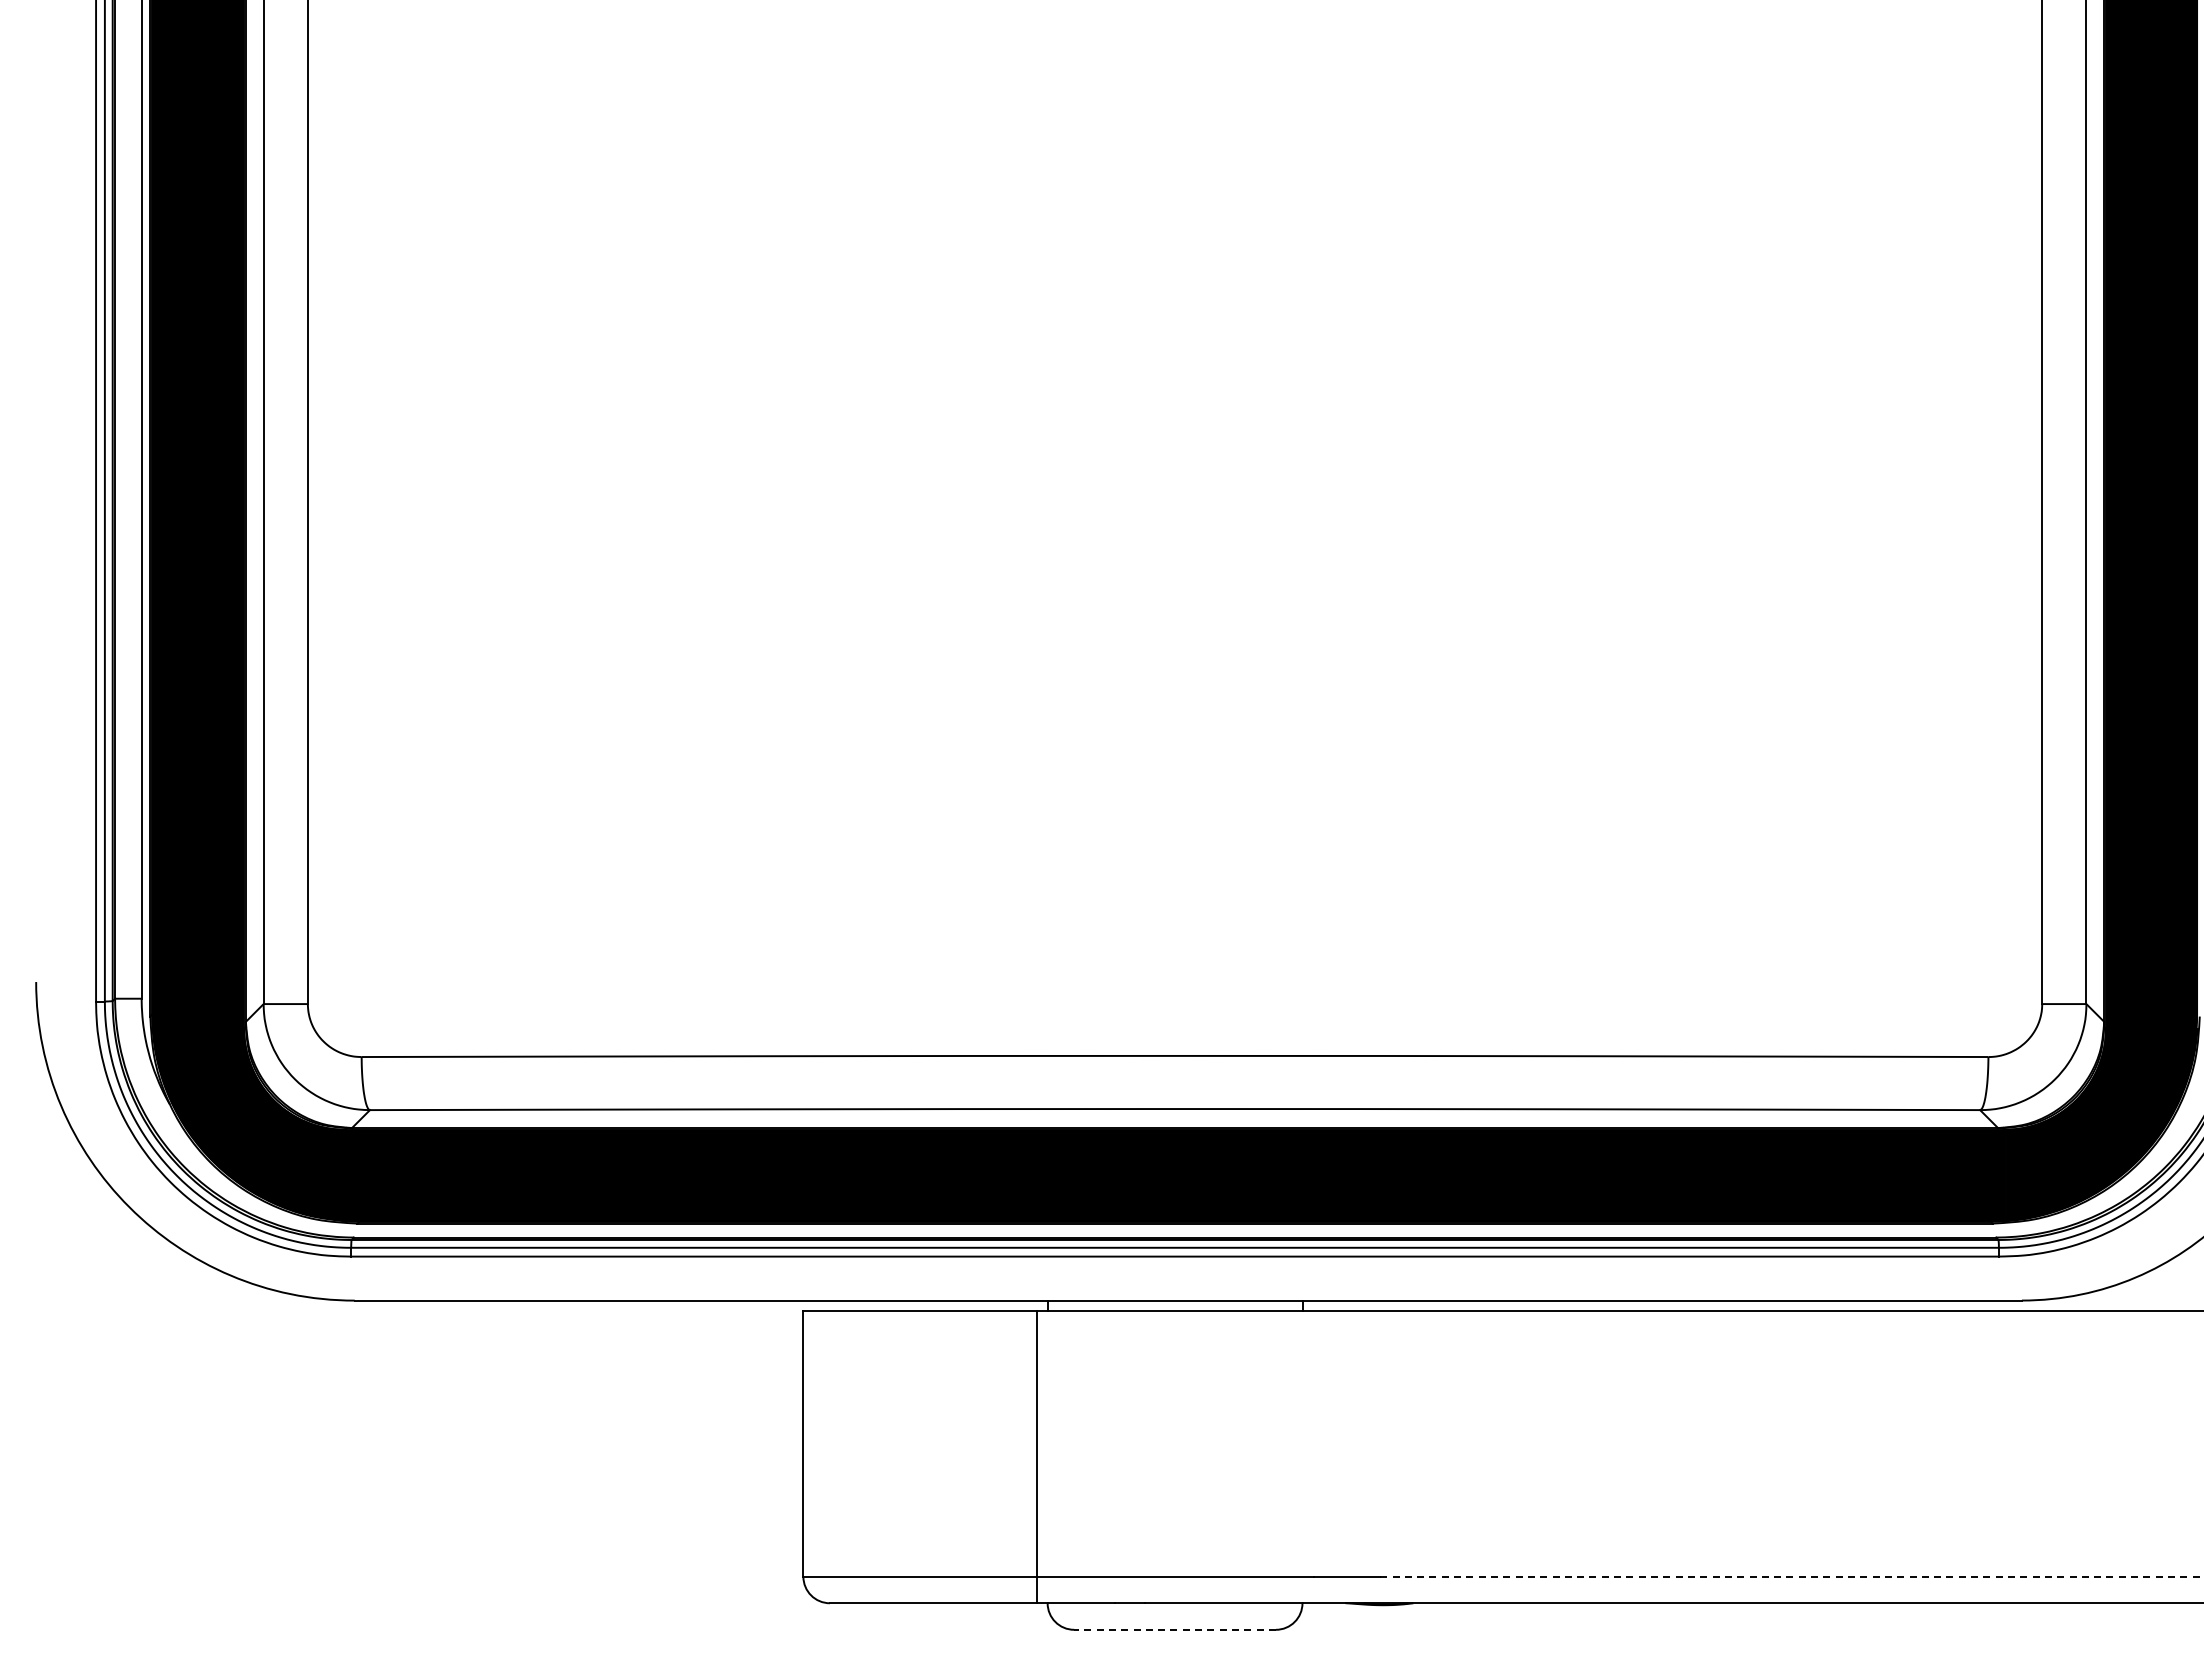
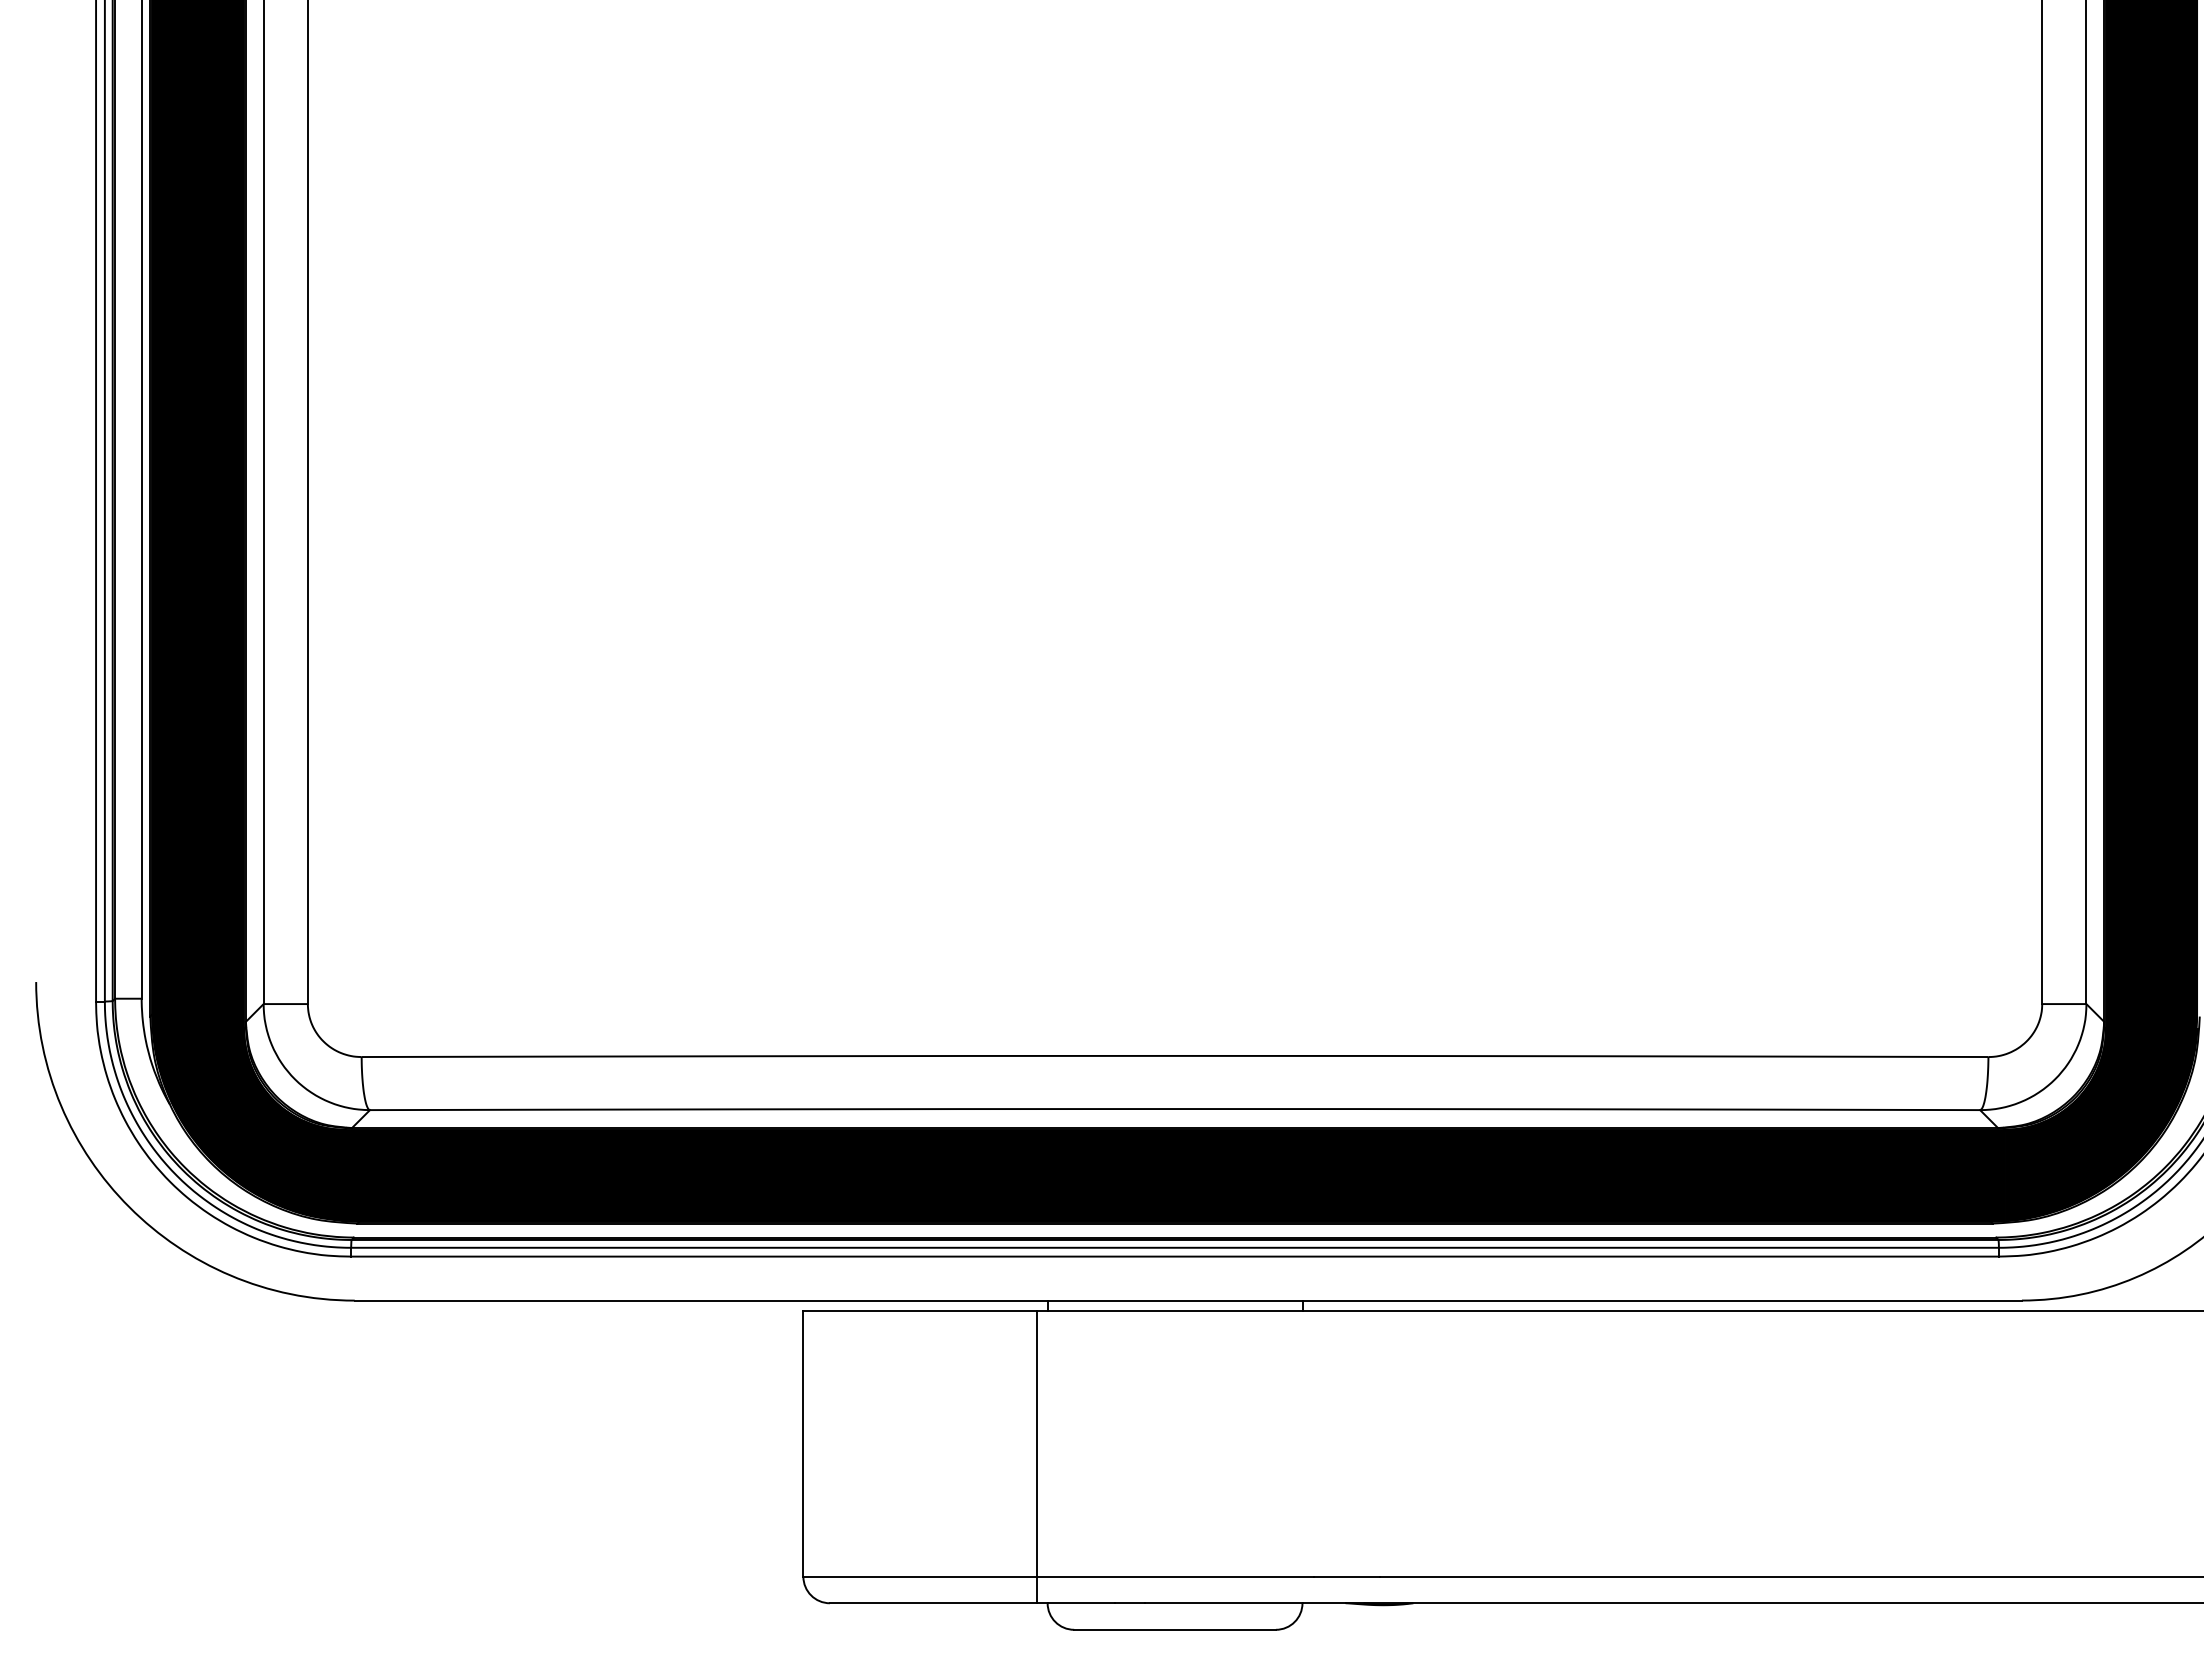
line: dashed -> solid (1792, 1576)
line: dashed -> solid (1175, 1629)
